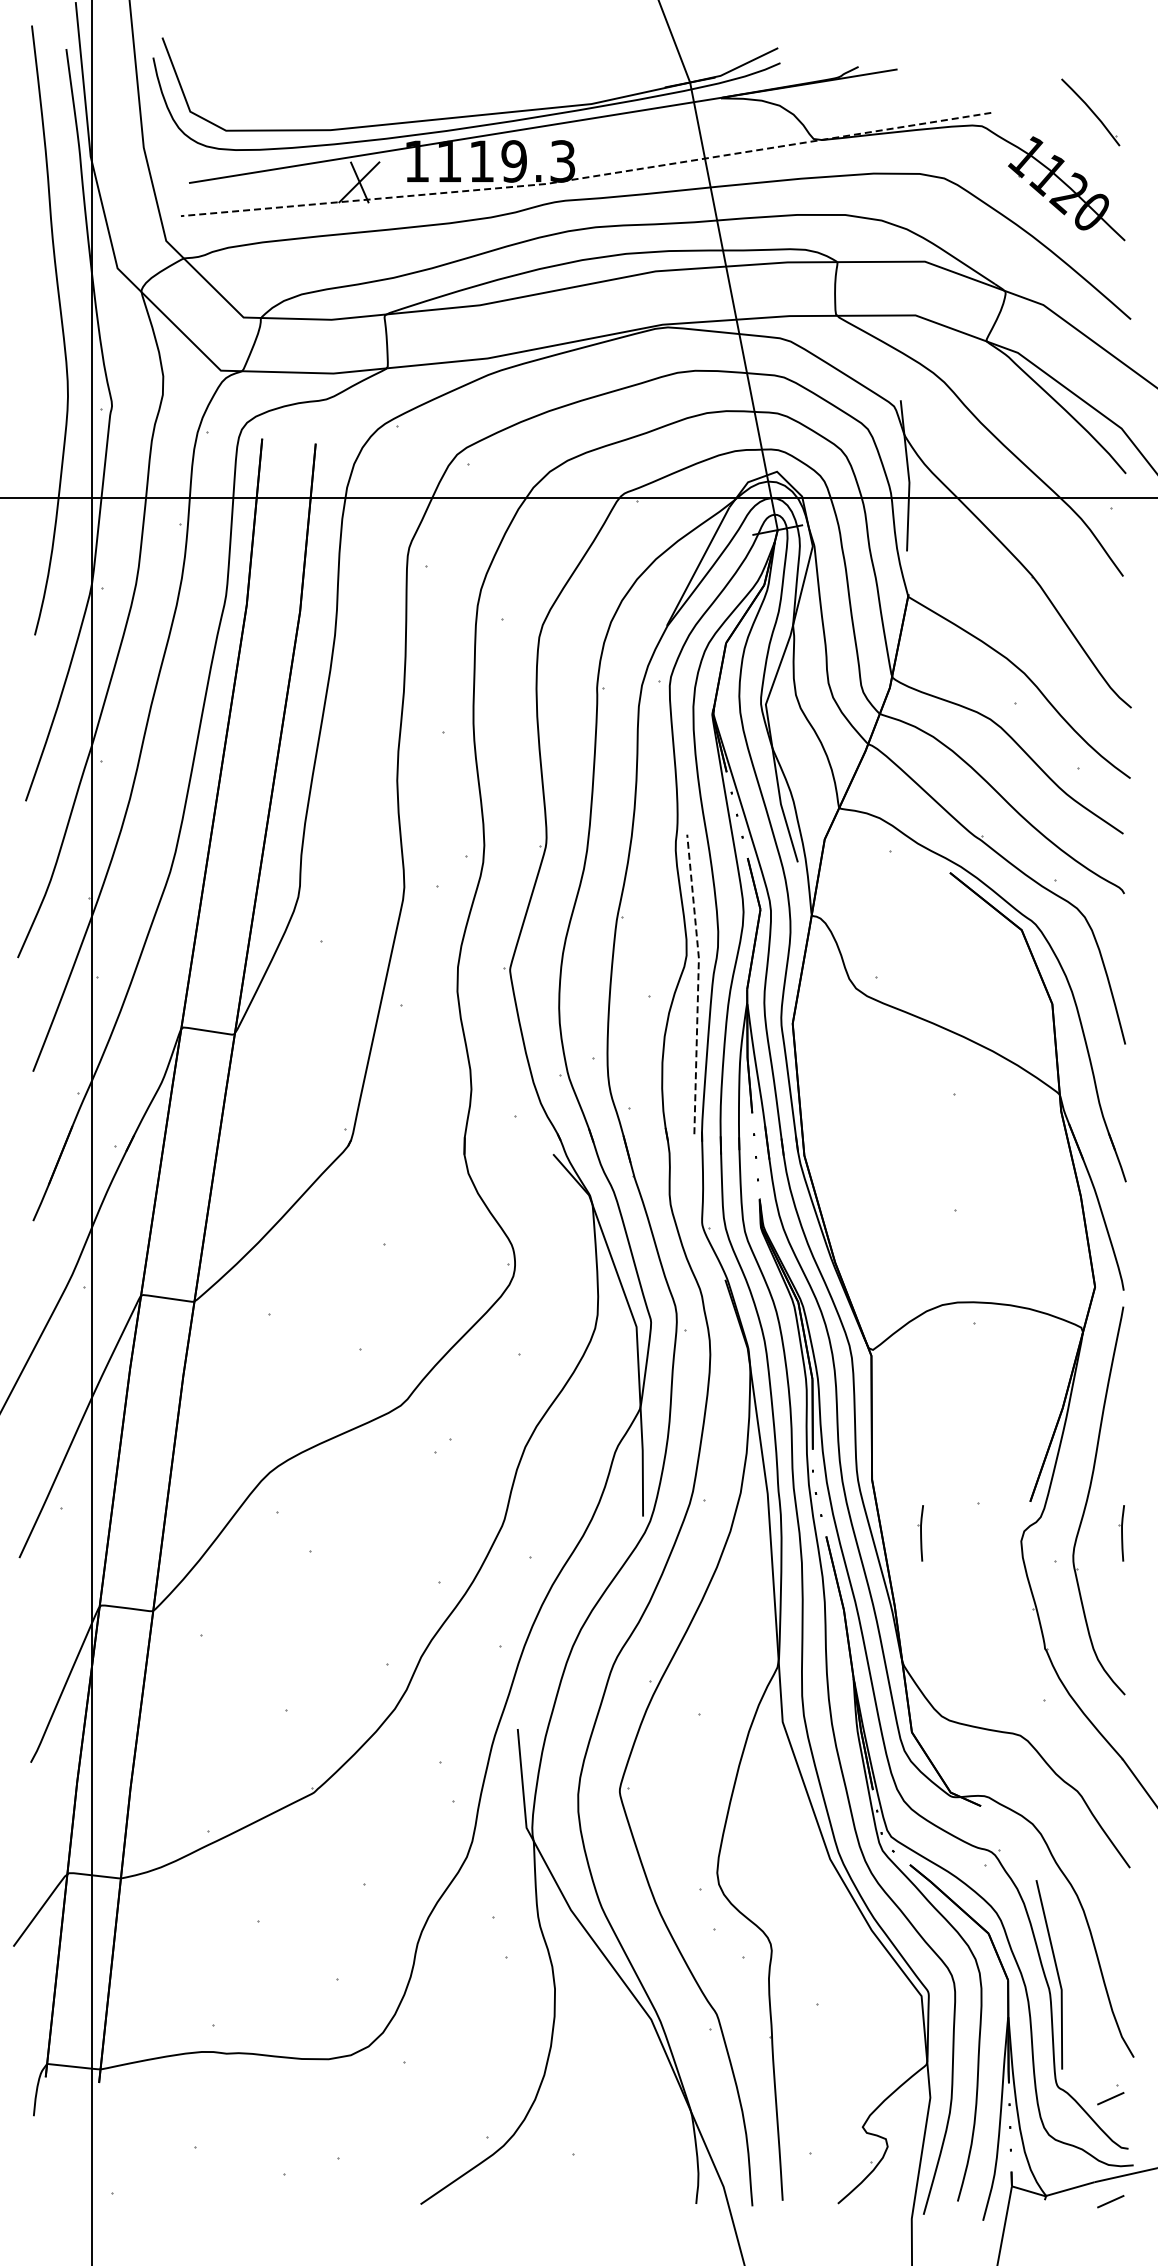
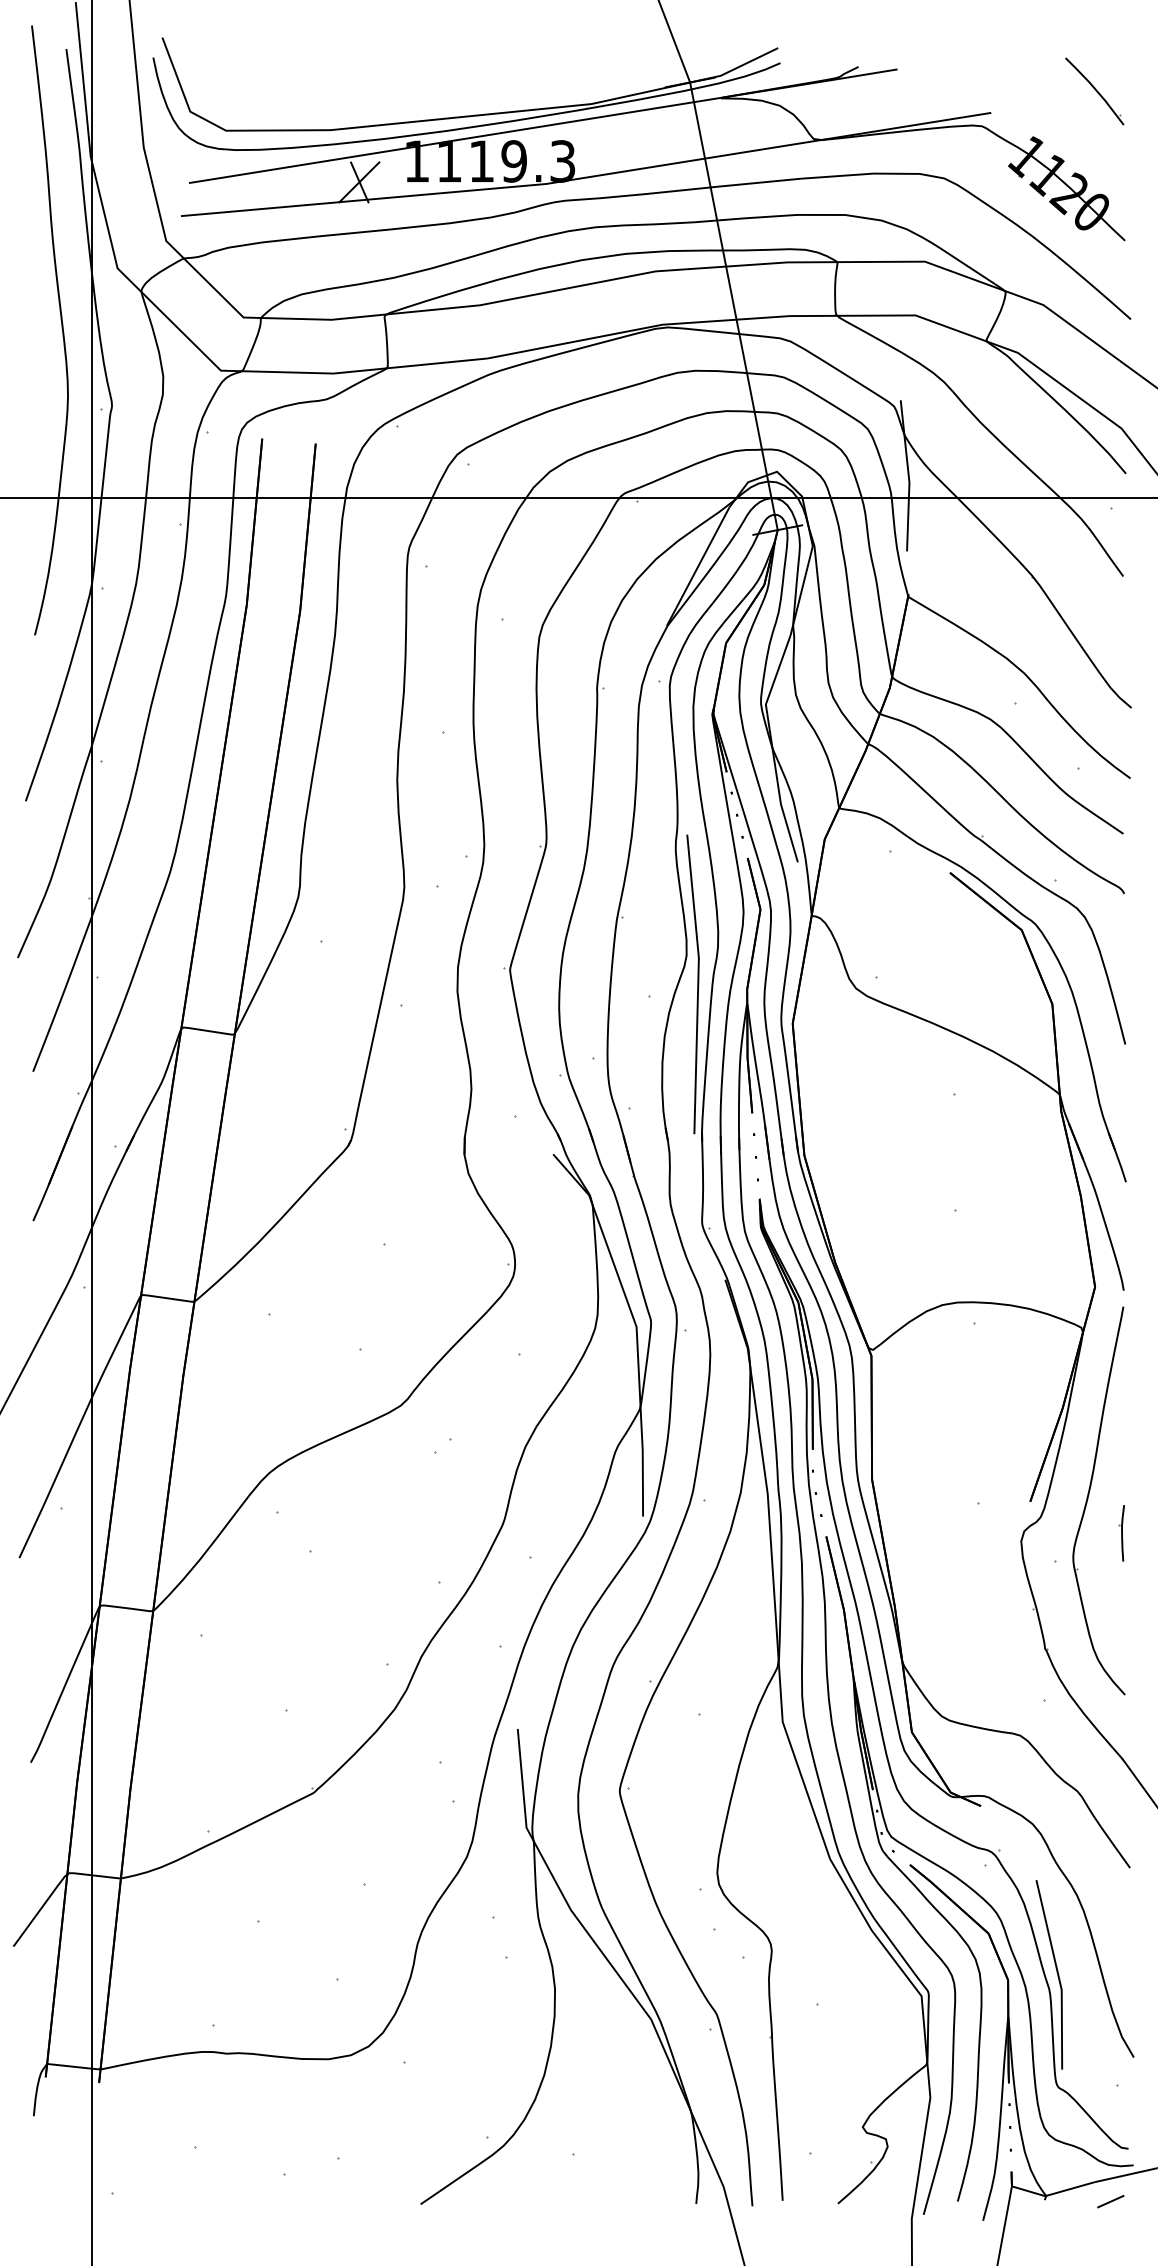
part position: (1090, 112) -> (1094, 91) (1094, 91)
line: dashed -> solid (586, 177)
line: dashed -> solid (698, 983)
part: present -> none (920, 1533)
line: present -> none (1110, 2098)
